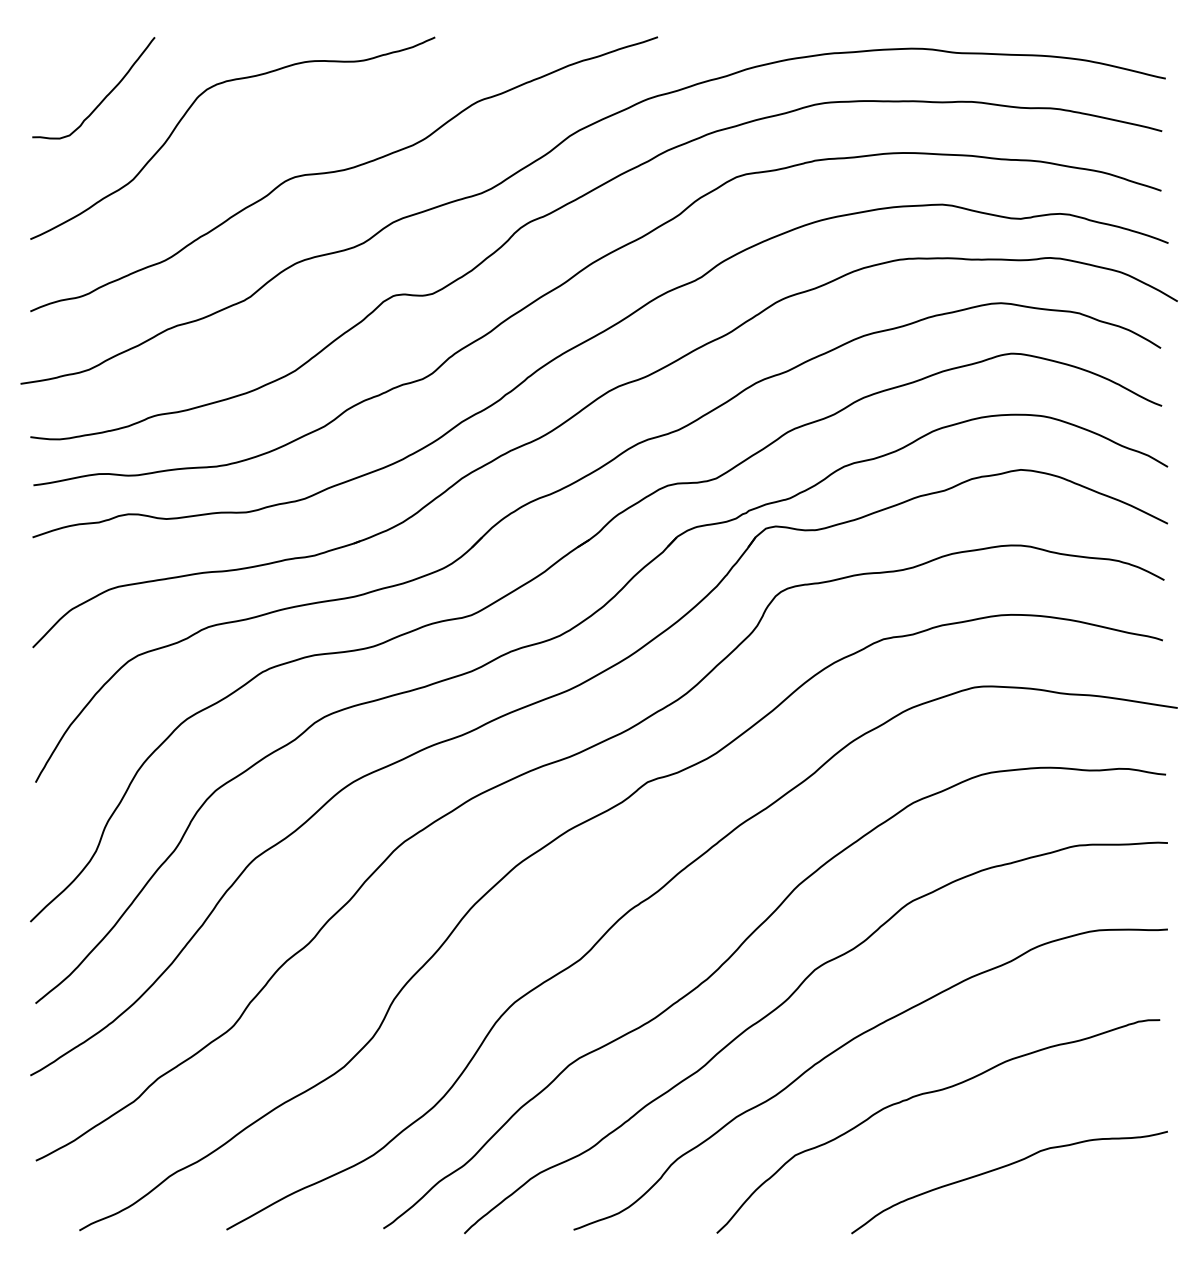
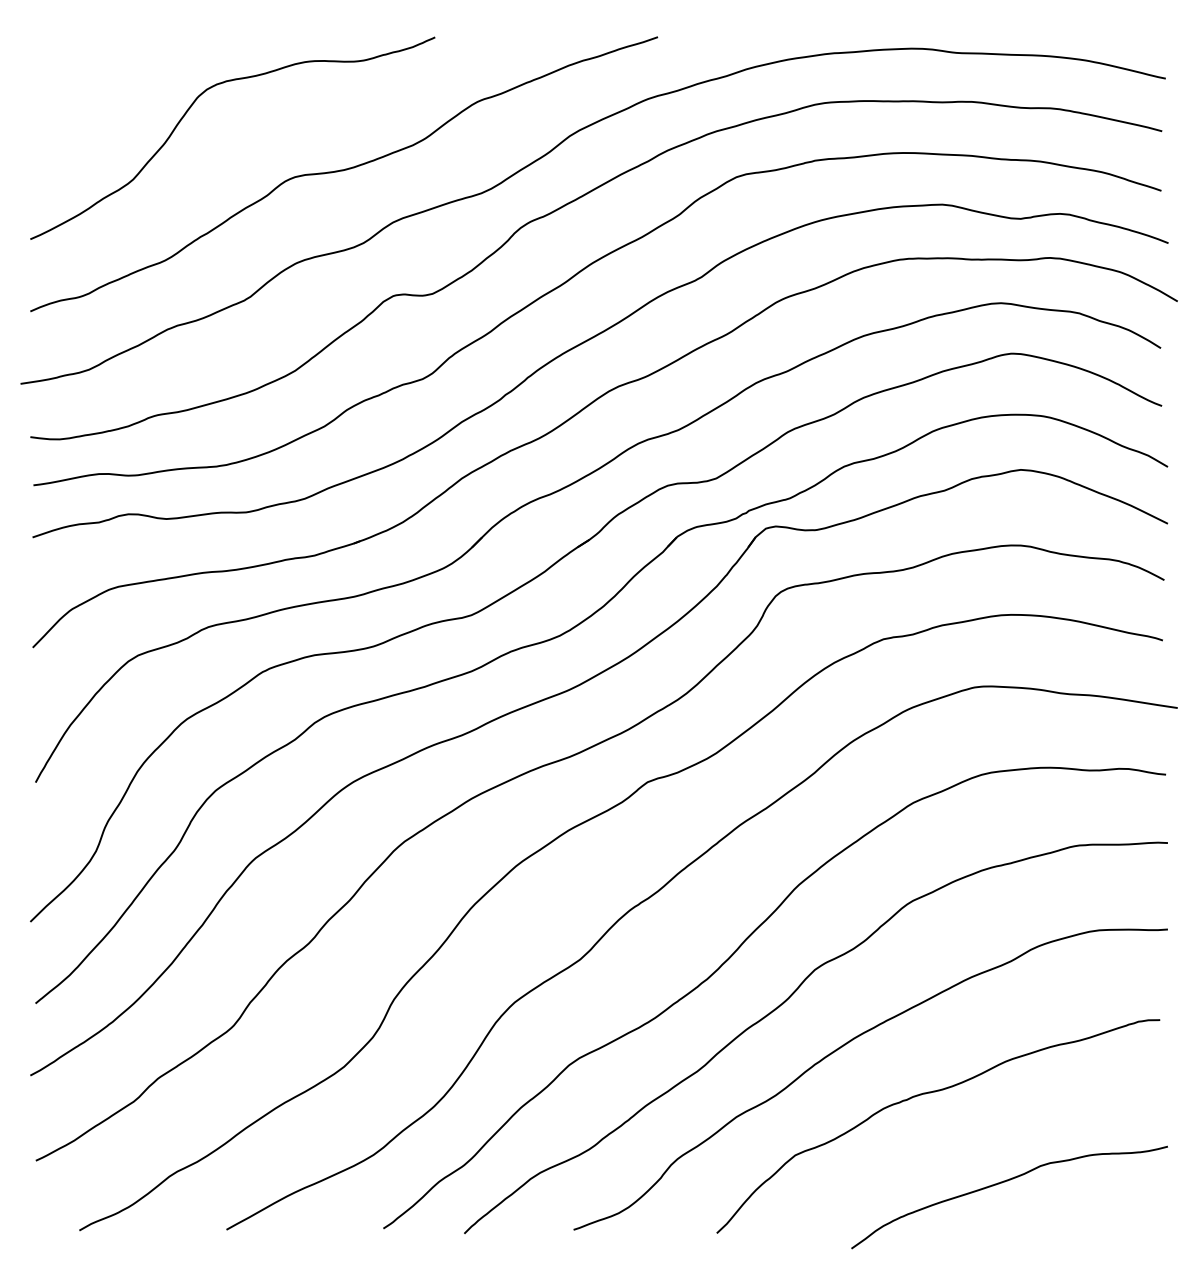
curve: present -> none (103, 98)
curve position: (1005, 1167) -> (1005, 1182) (1005, 1182)
